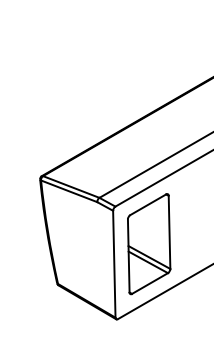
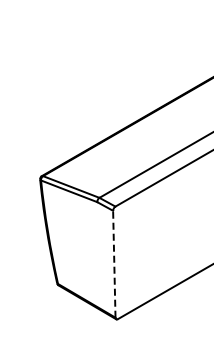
part: present -> none (149, 244)
line: solid -> dashed (114, 263)
